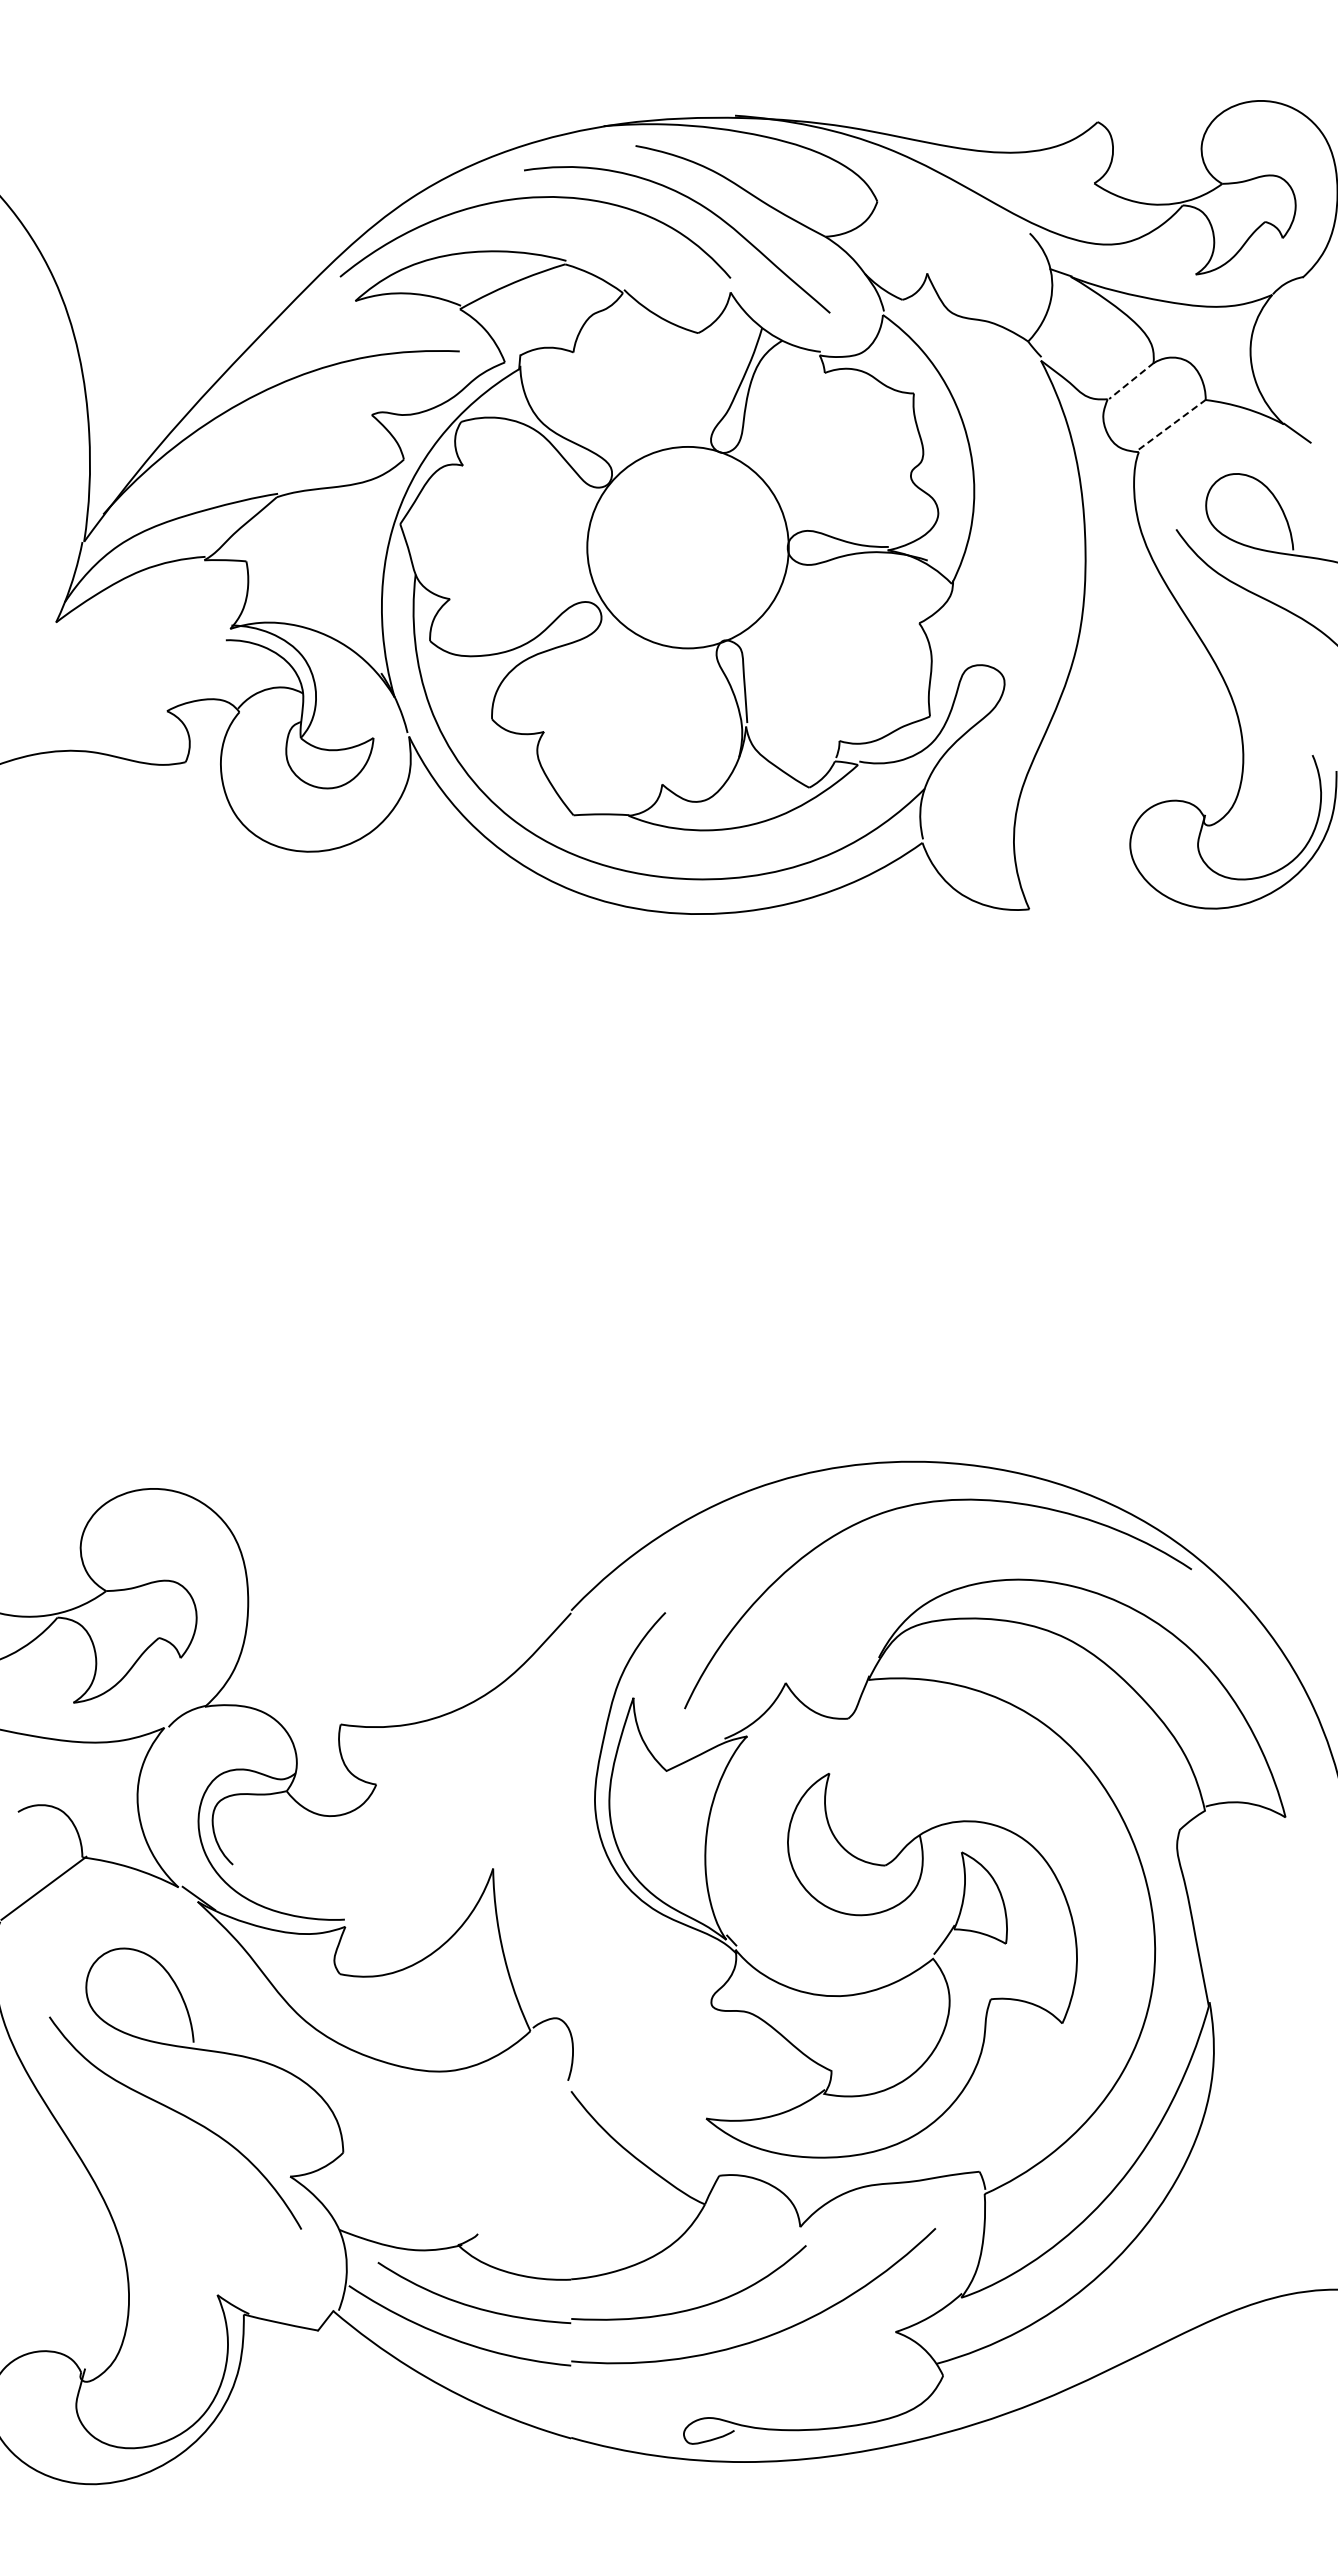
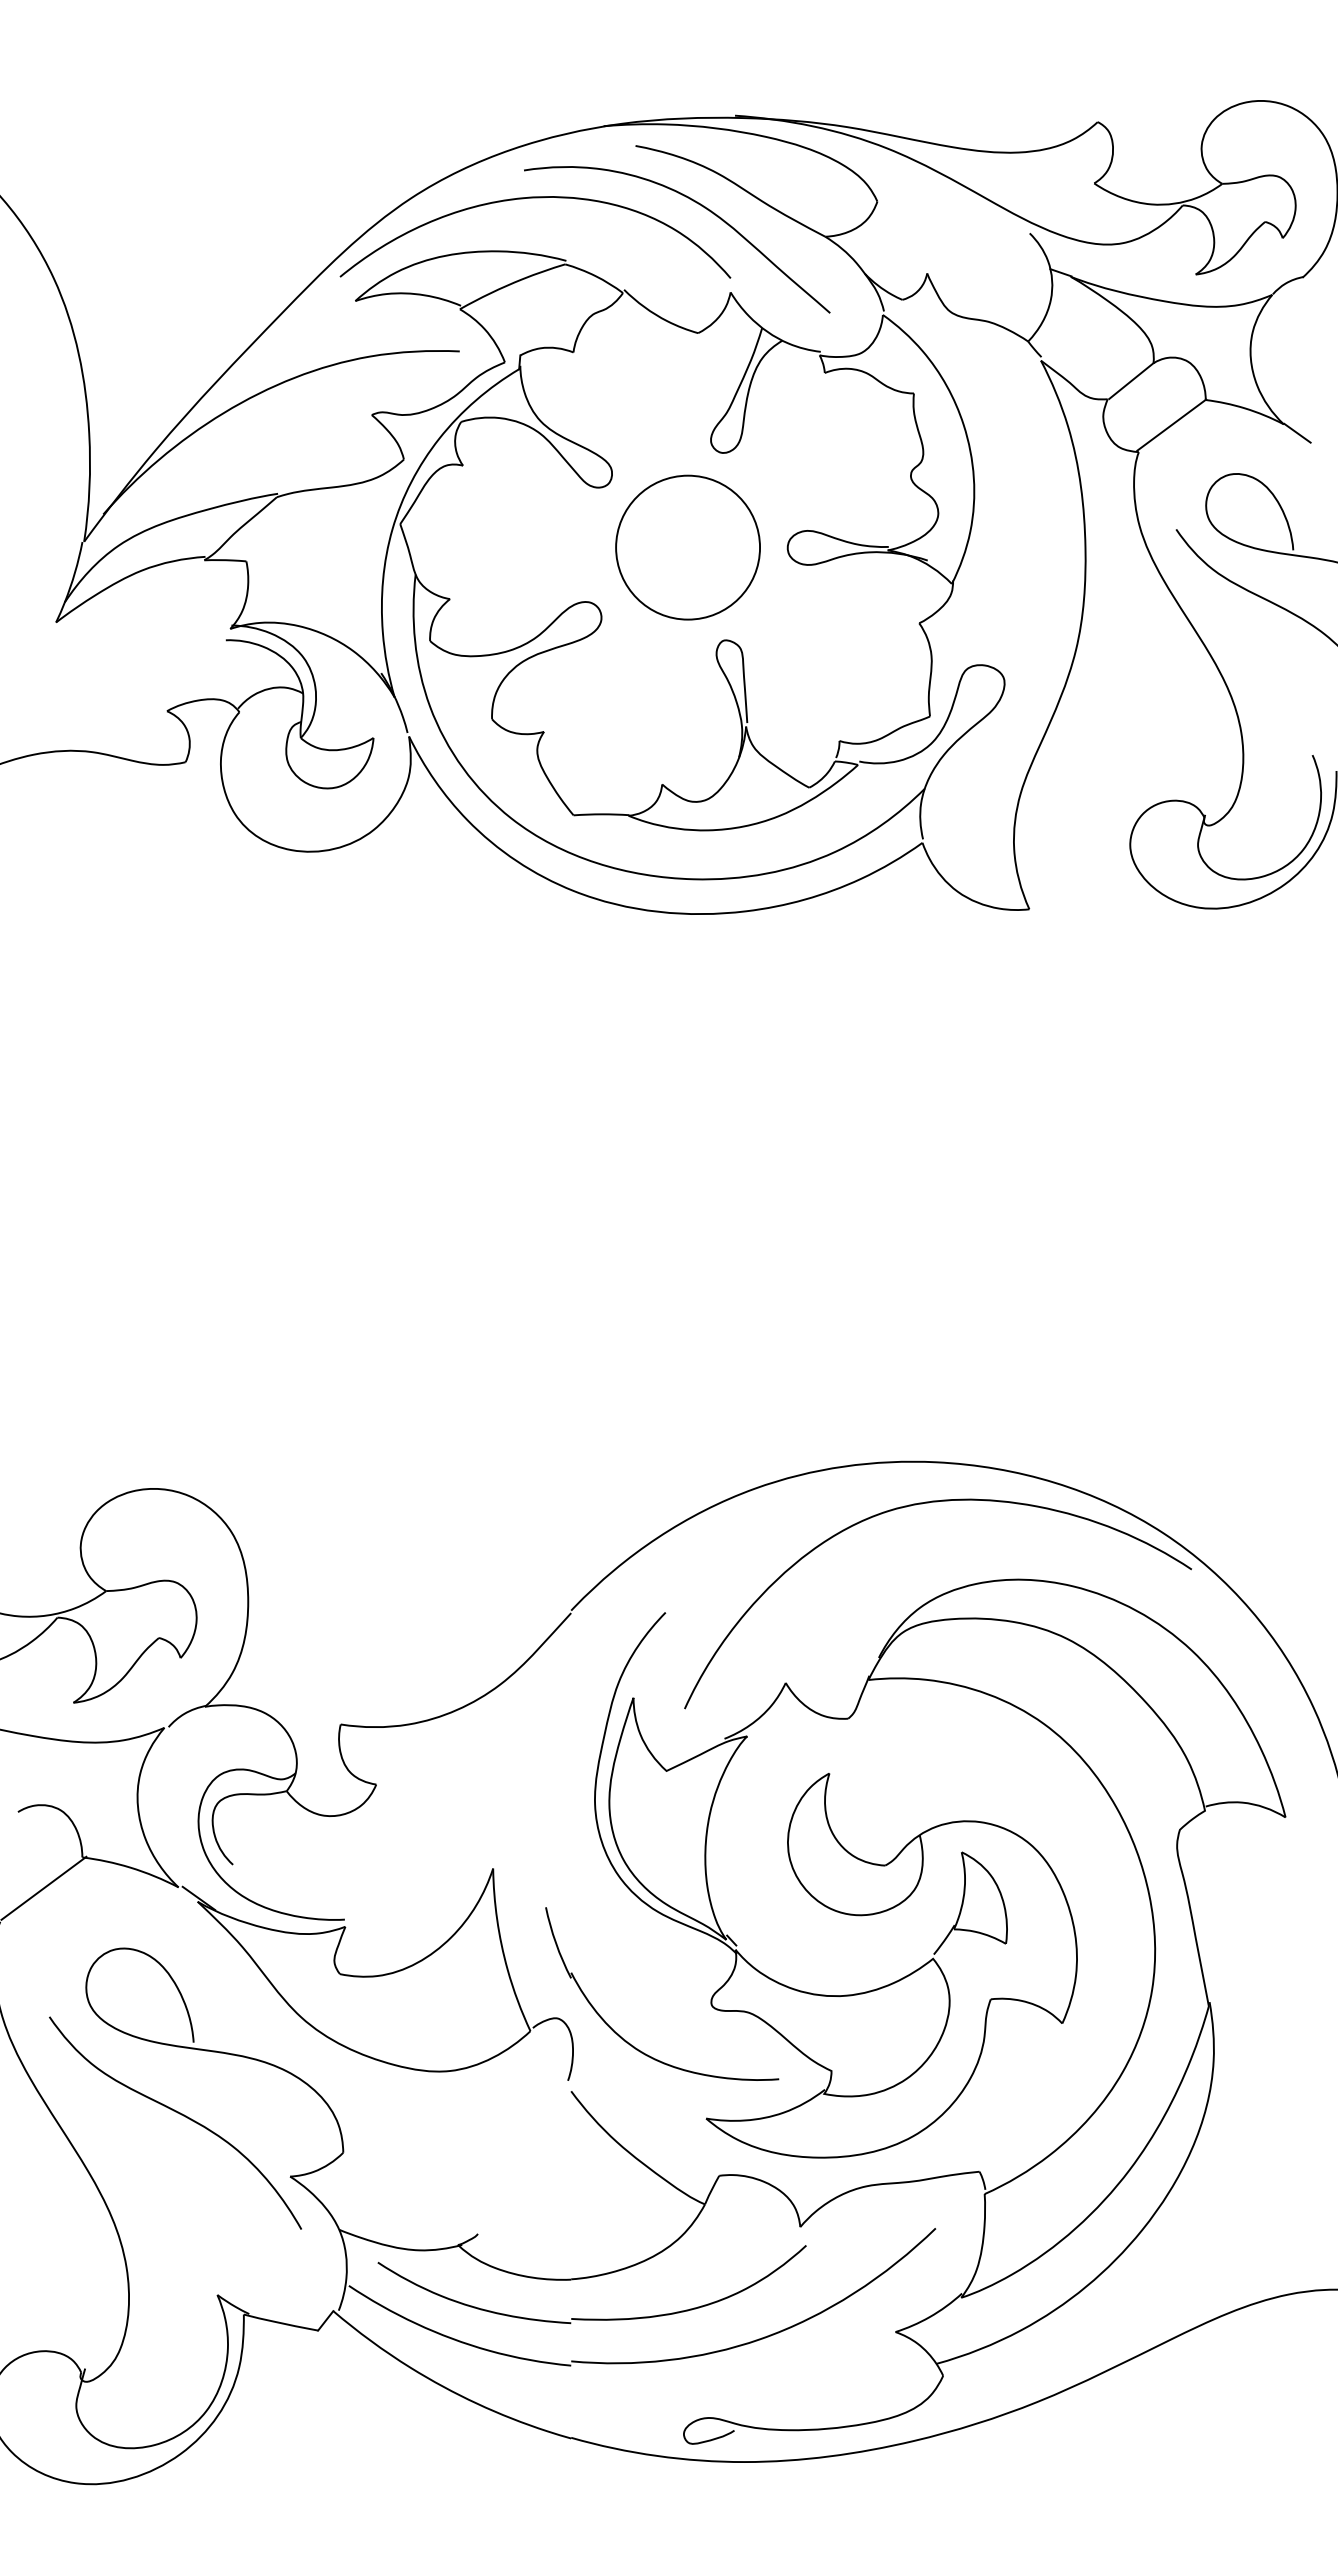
line: dashed -> solid (1131, 380)
line: dashed -> solid (1171, 425)
circle diameter: 201 px -> 144 px (688, 547)
part: none -> present (625, 2039)
